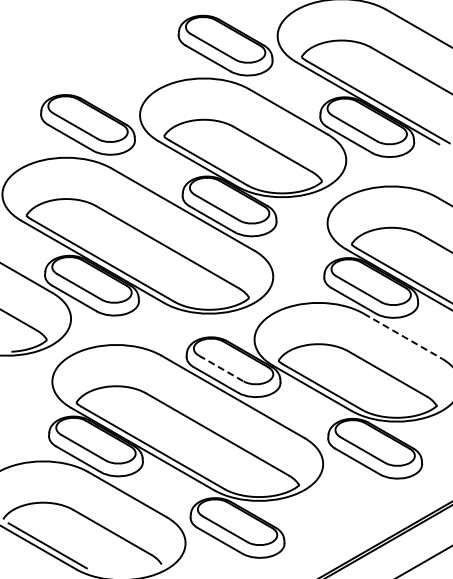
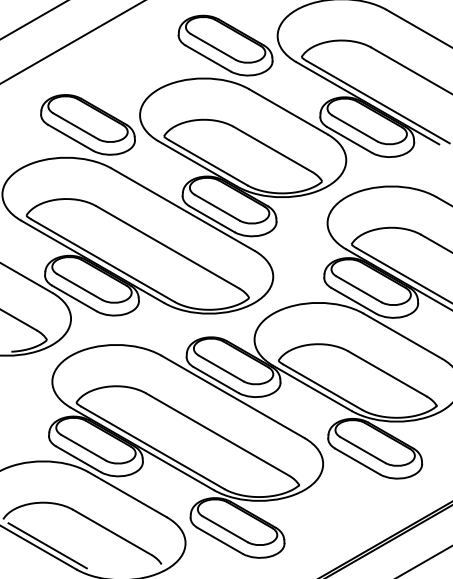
line: none -> present (33, 20)
line: none -> present (72, 42)
line: dashed -> solid (403, 336)
line: dashed -> solid (221, 368)
